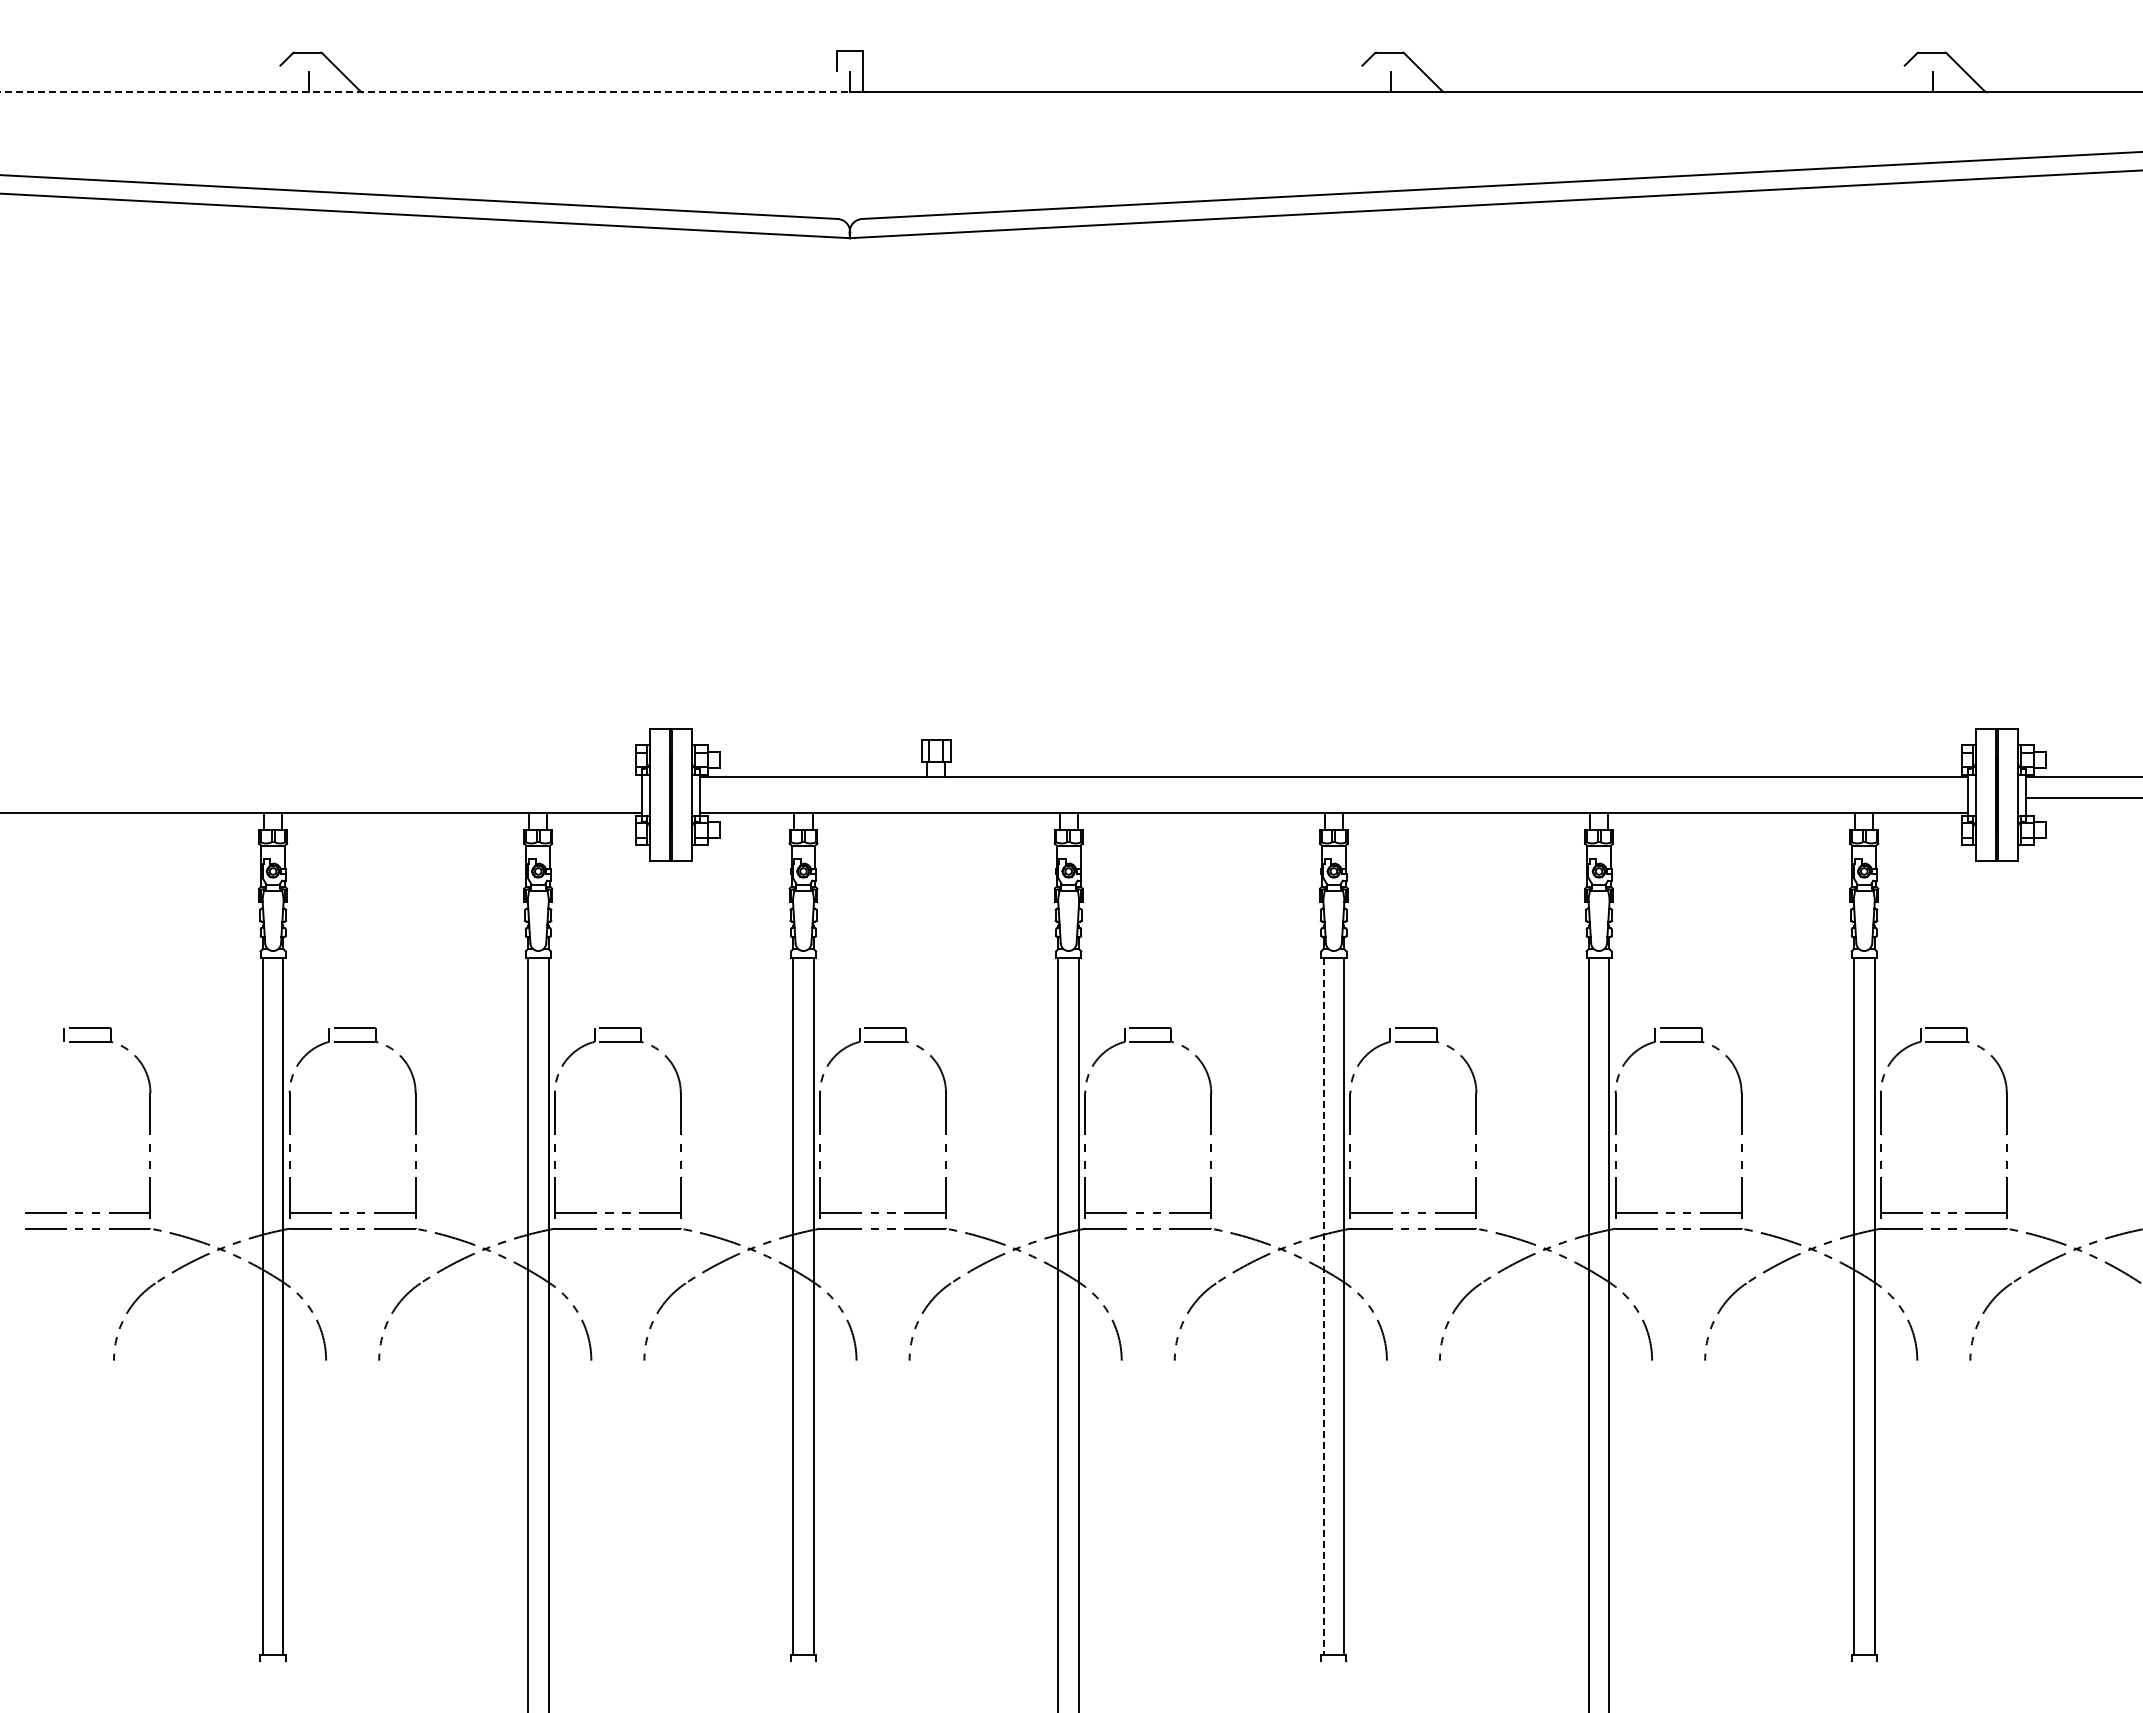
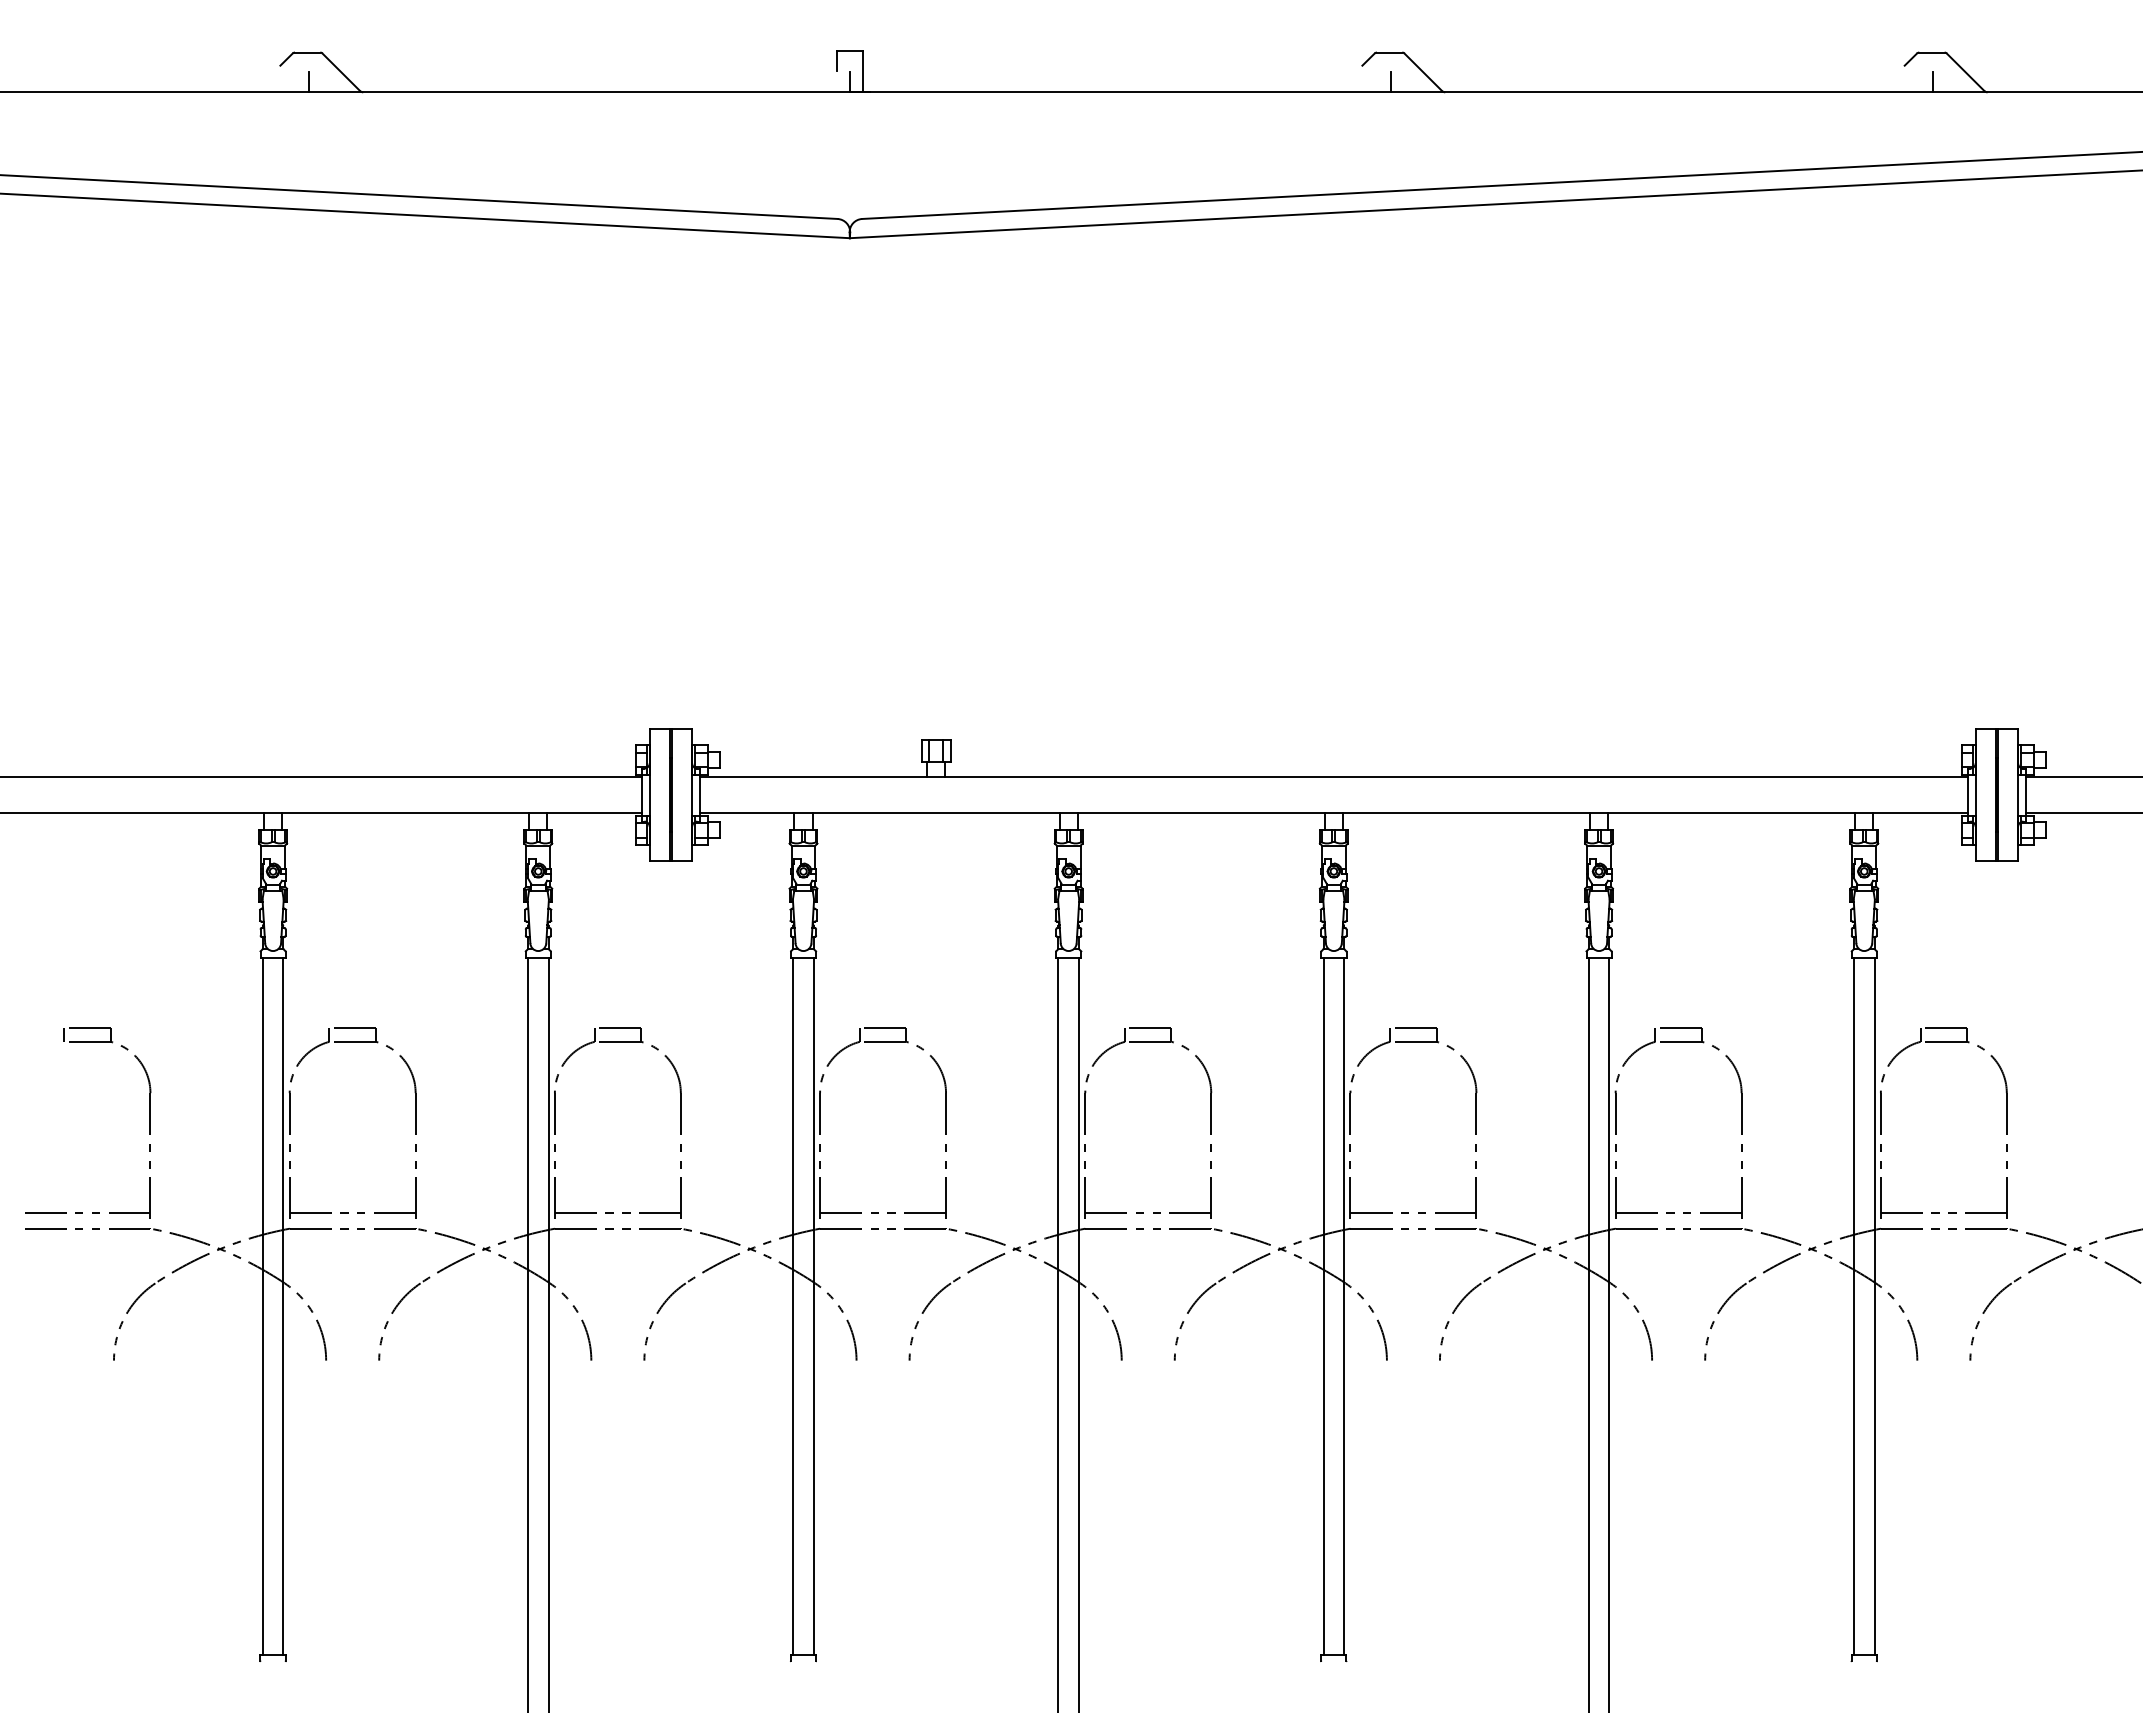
line: dashed -> solid (434, 92)
line: none -> present (321, 777)
line position: (2082, 798) -> (2082, 813) (2082, 813)
line: dashed -> solid (1323, 1306)
